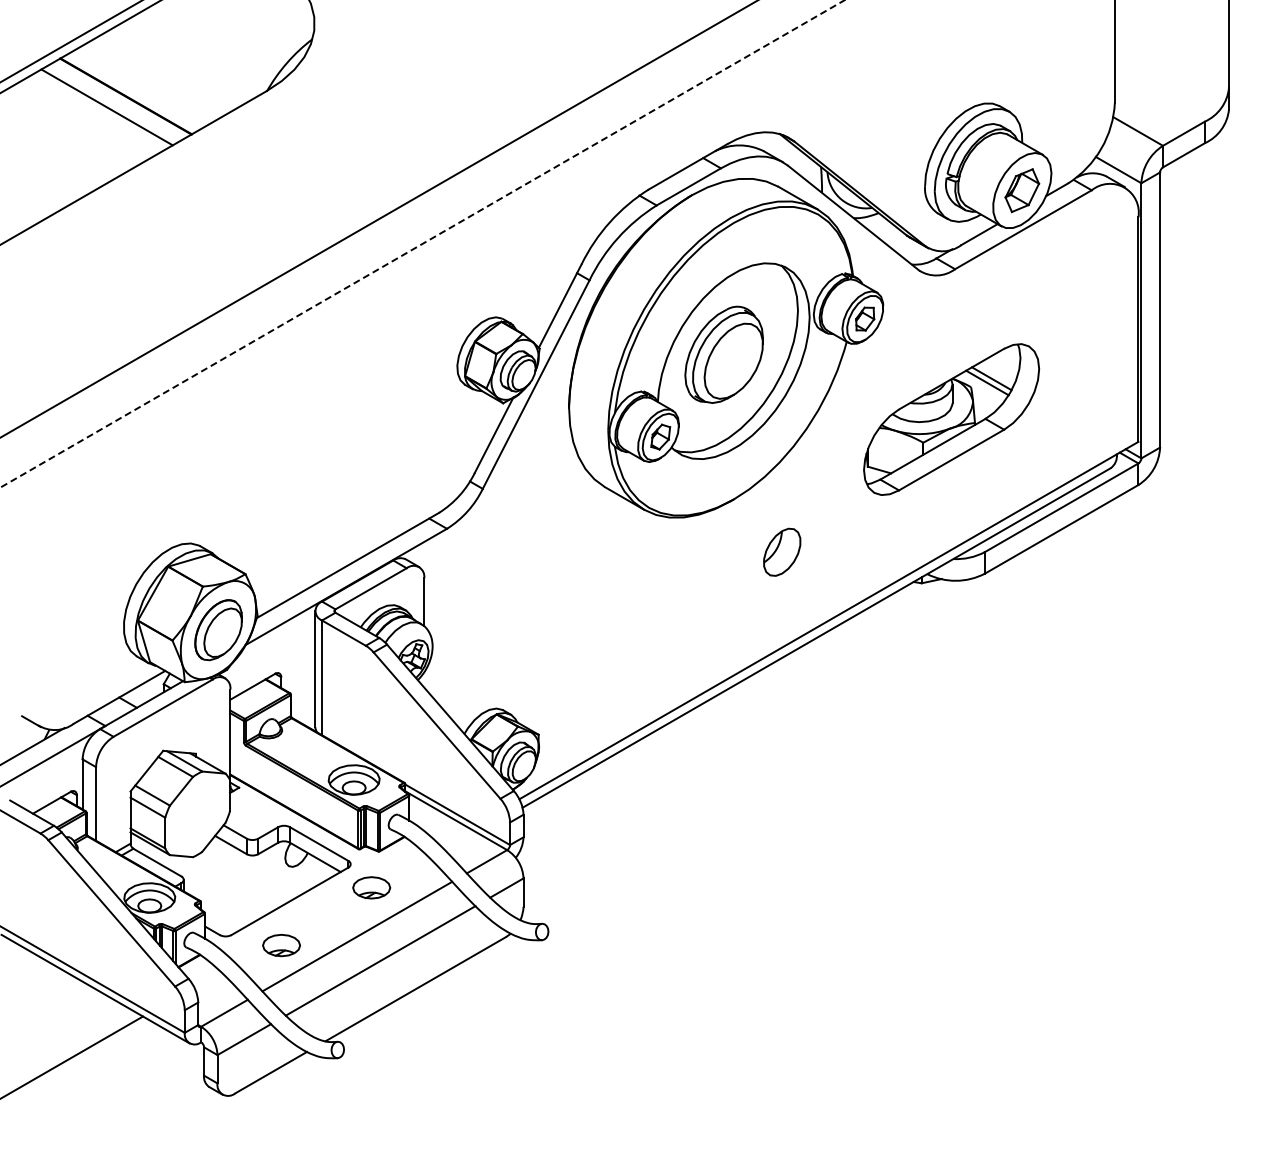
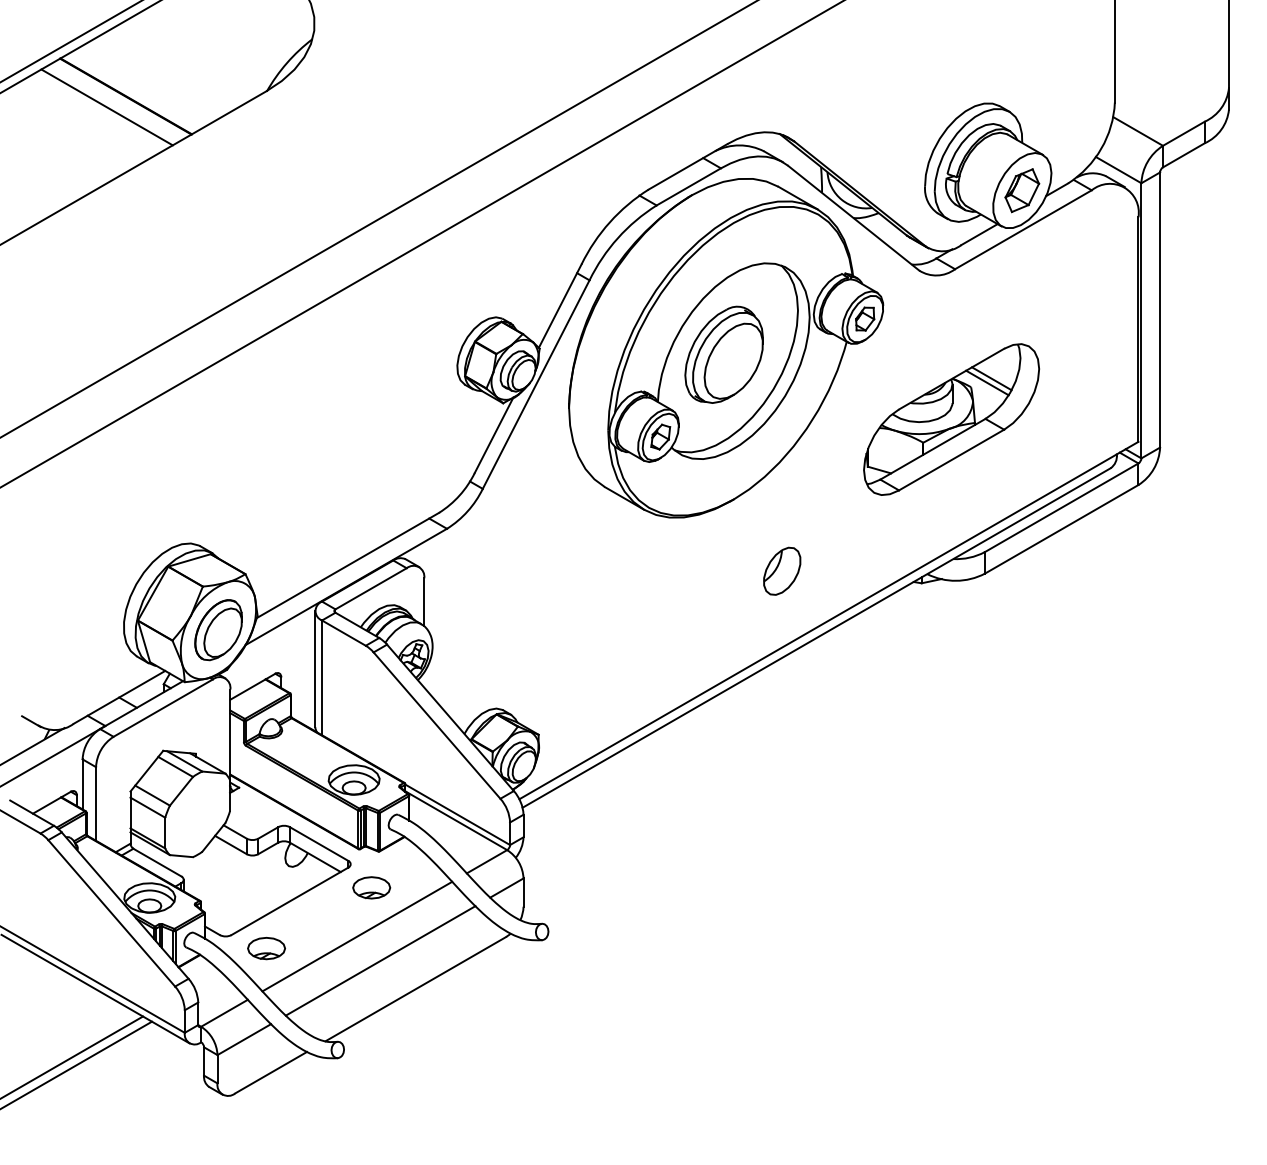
line: dashed -> solid (422, 244)
part position: (782, 551) -> (782, 570) (782, 570)
part position: (281, 945) -> (266, 948) (266, 948)
line: none -> present (76, 1064)
